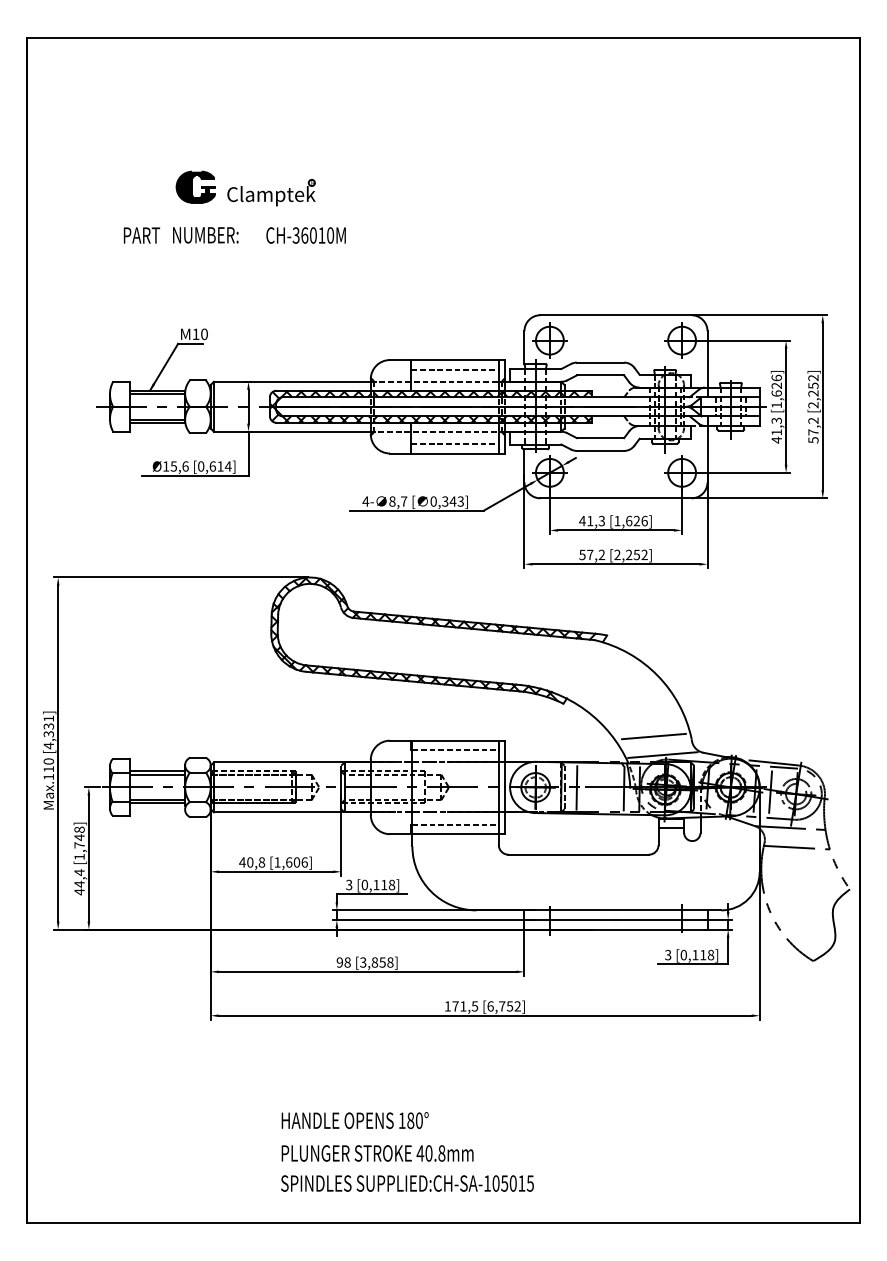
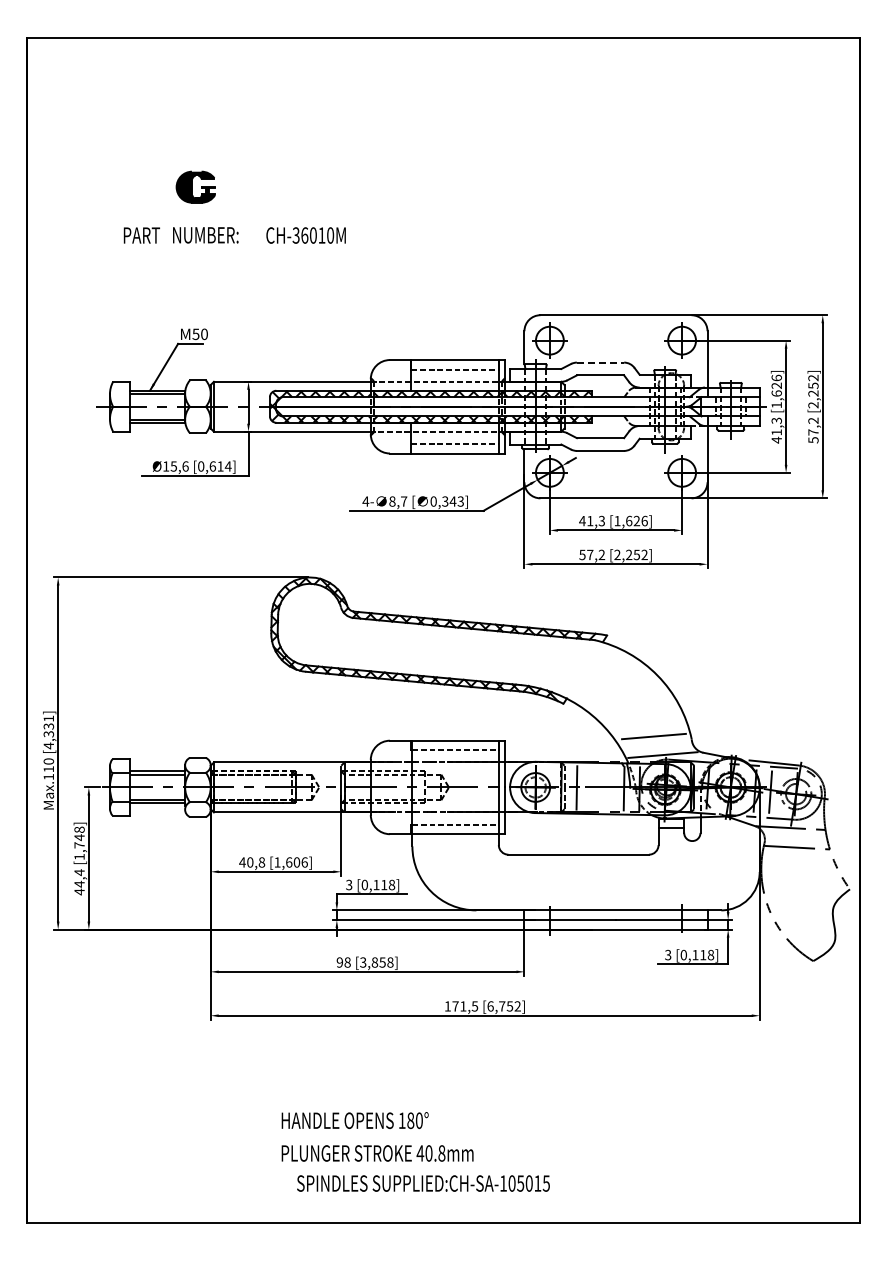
part: present -> none (271, 192)
text: M10 -> M50 (195, 334)
line: solid -> dashed (600, 362)
text position: (407, 1183) -> (423, 1183) (423, 1183)
